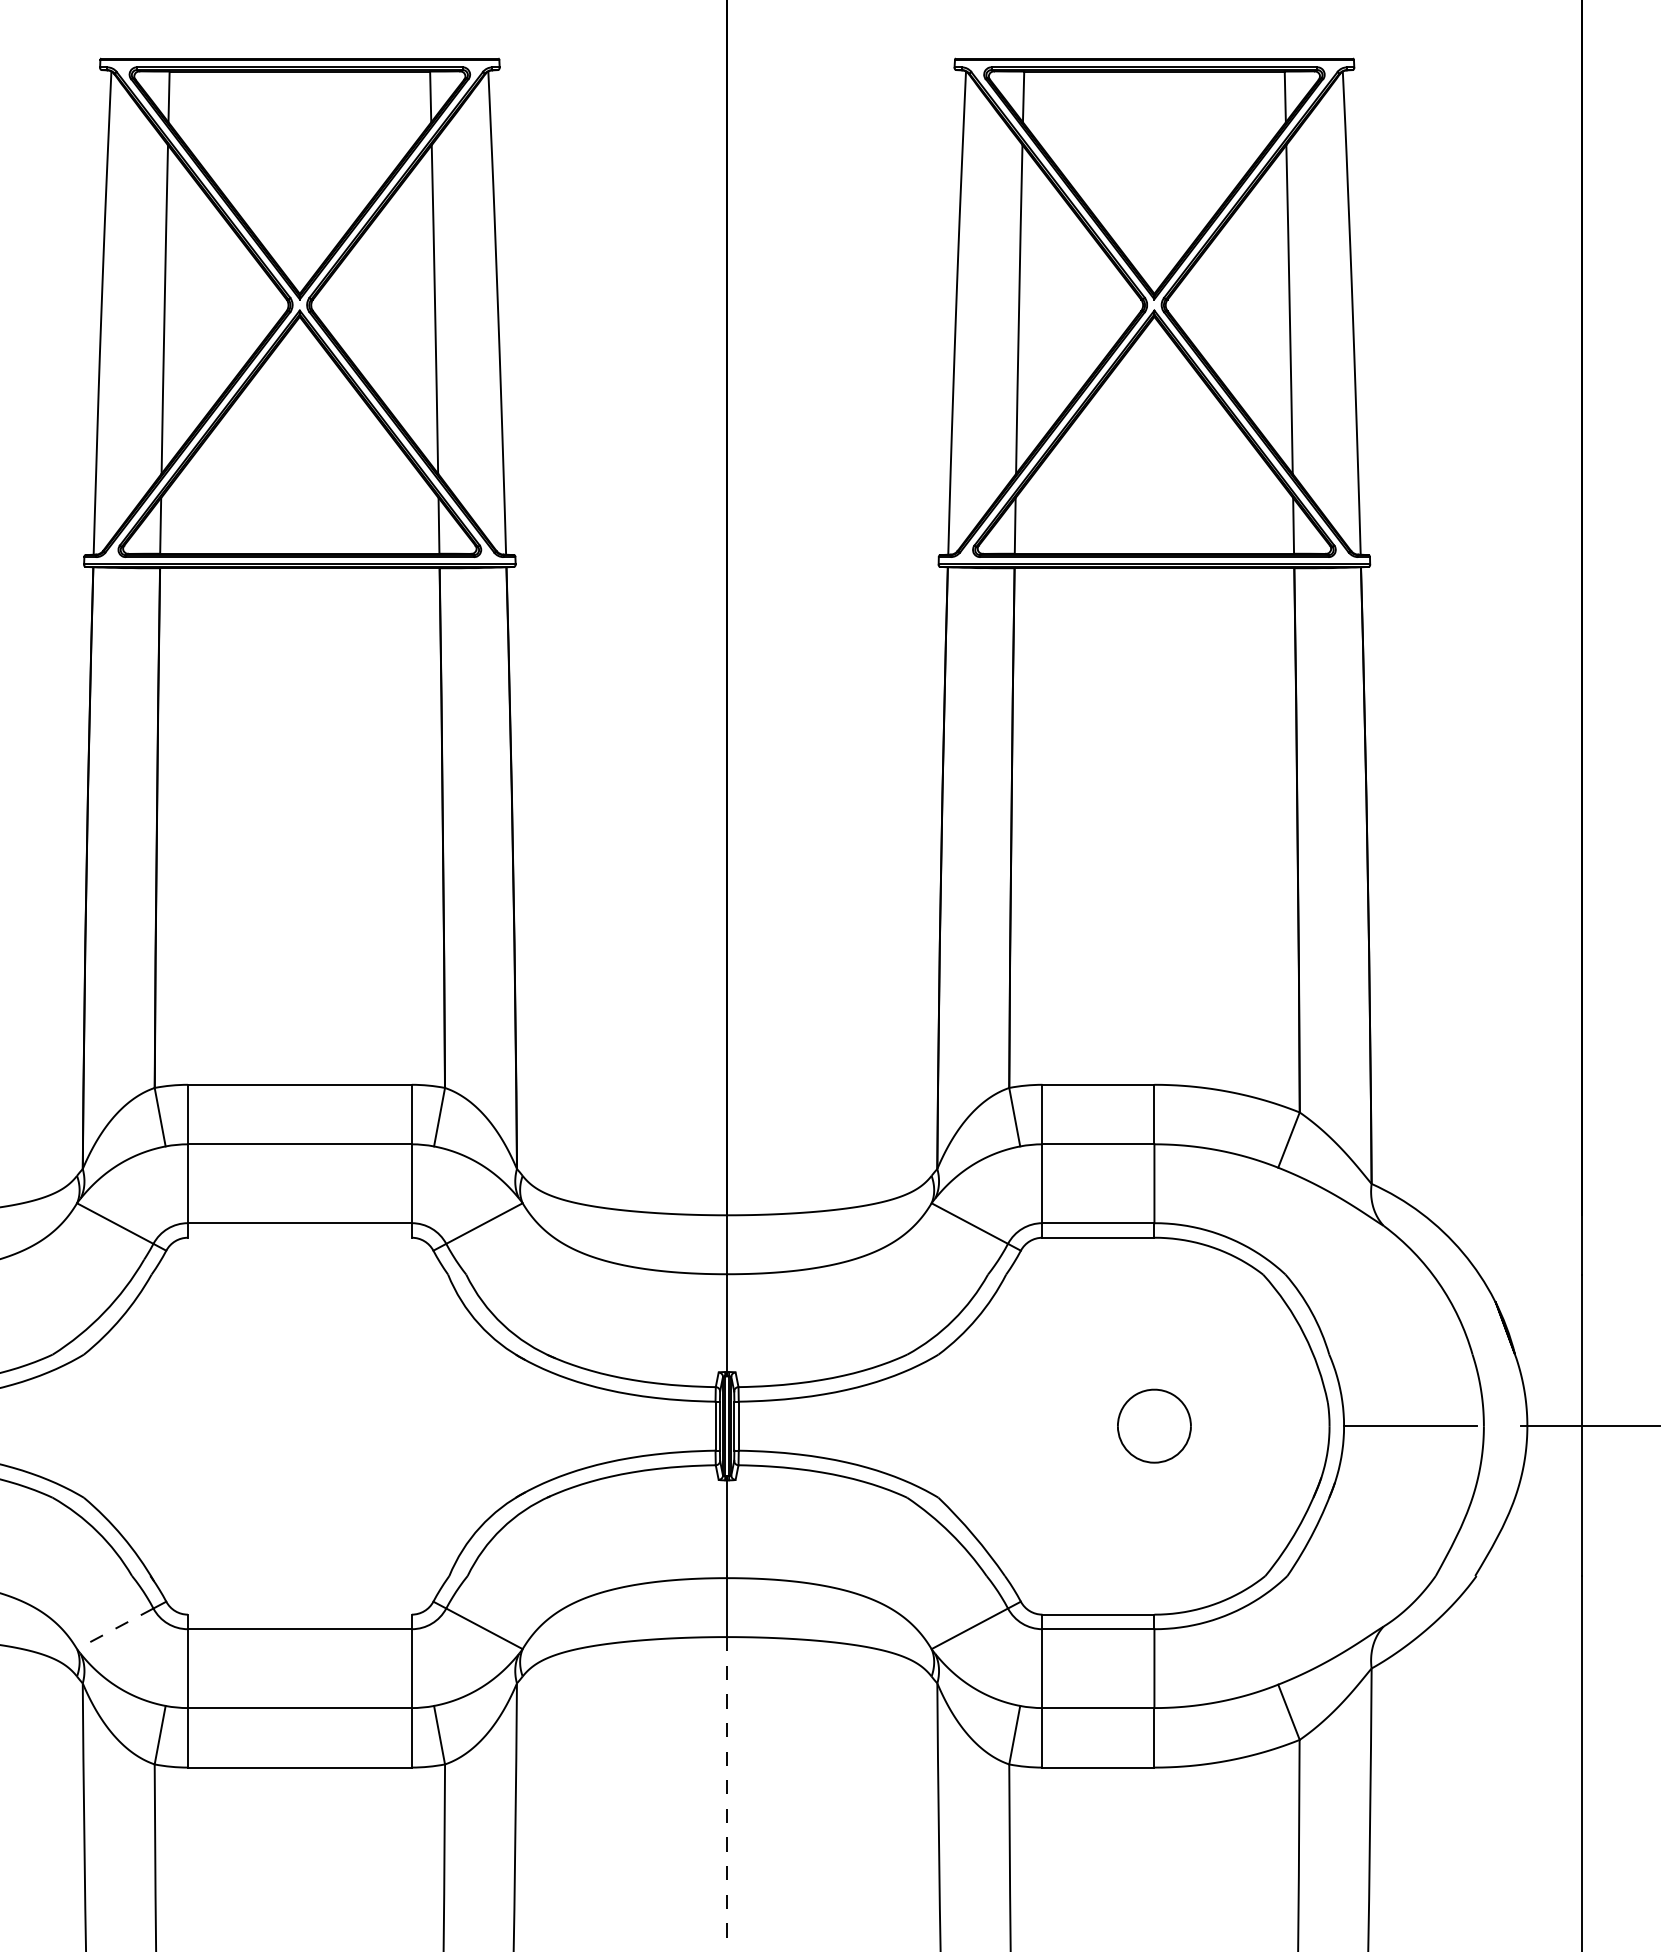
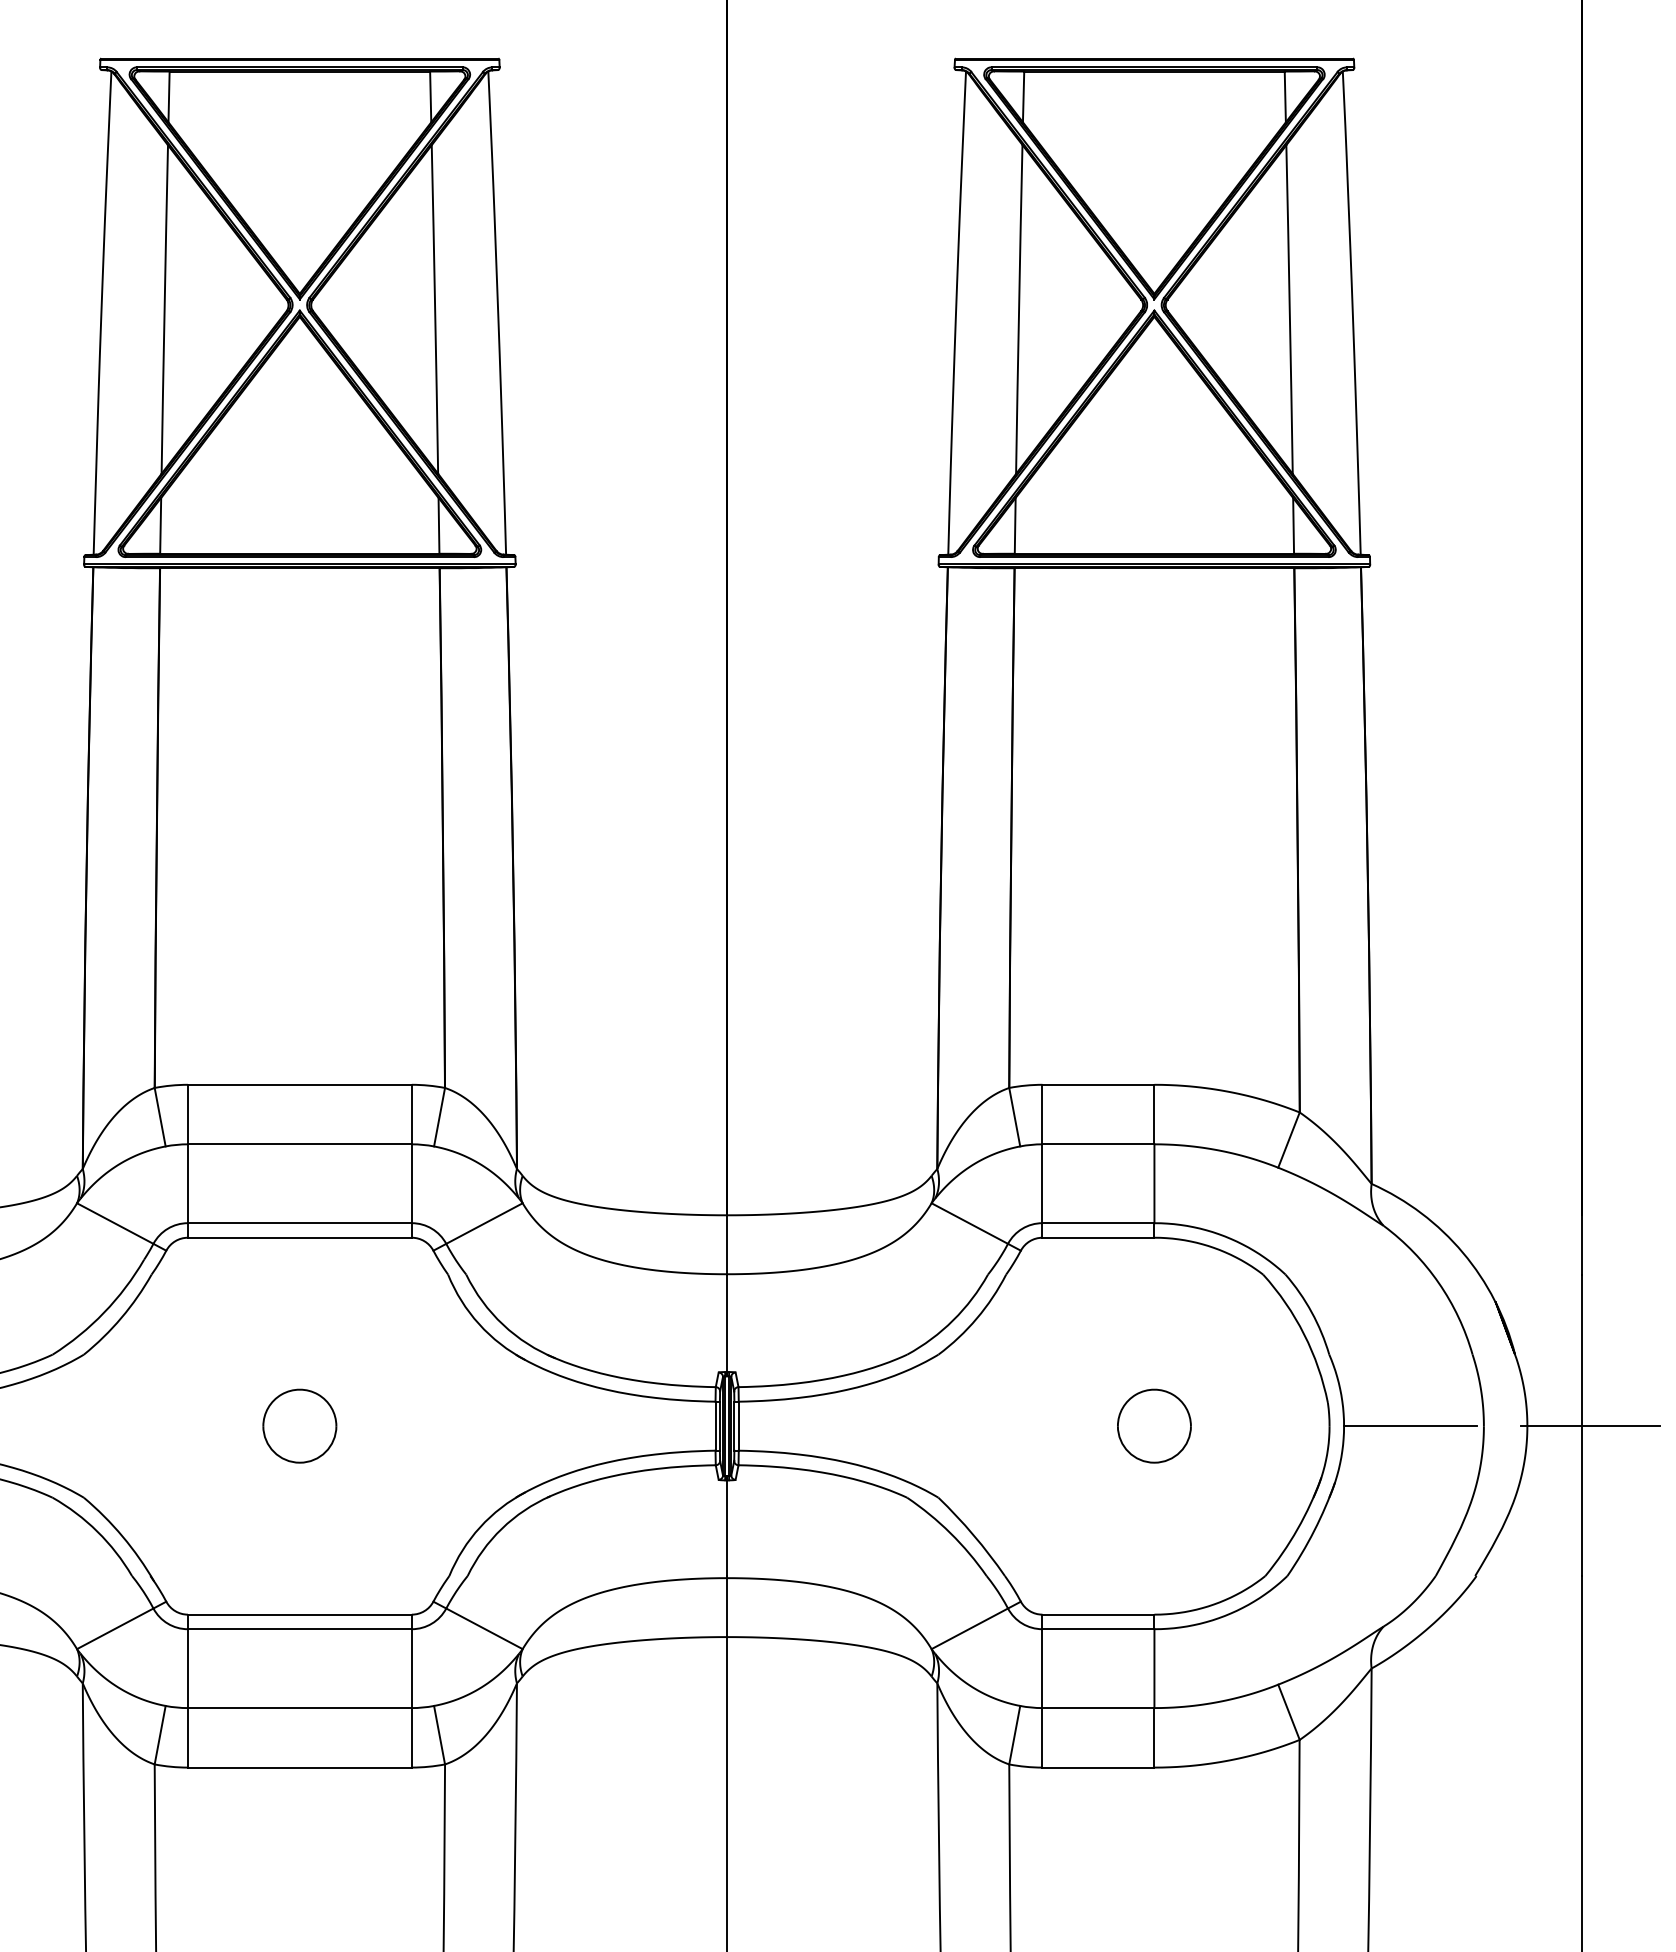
line: none -> present (299, 1237)
part: none -> present (299, 1425)
line: none -> present (299, 1614)
line: dashed -> solid (114, 1629)
line: dashed -> solid (727, 1795)
